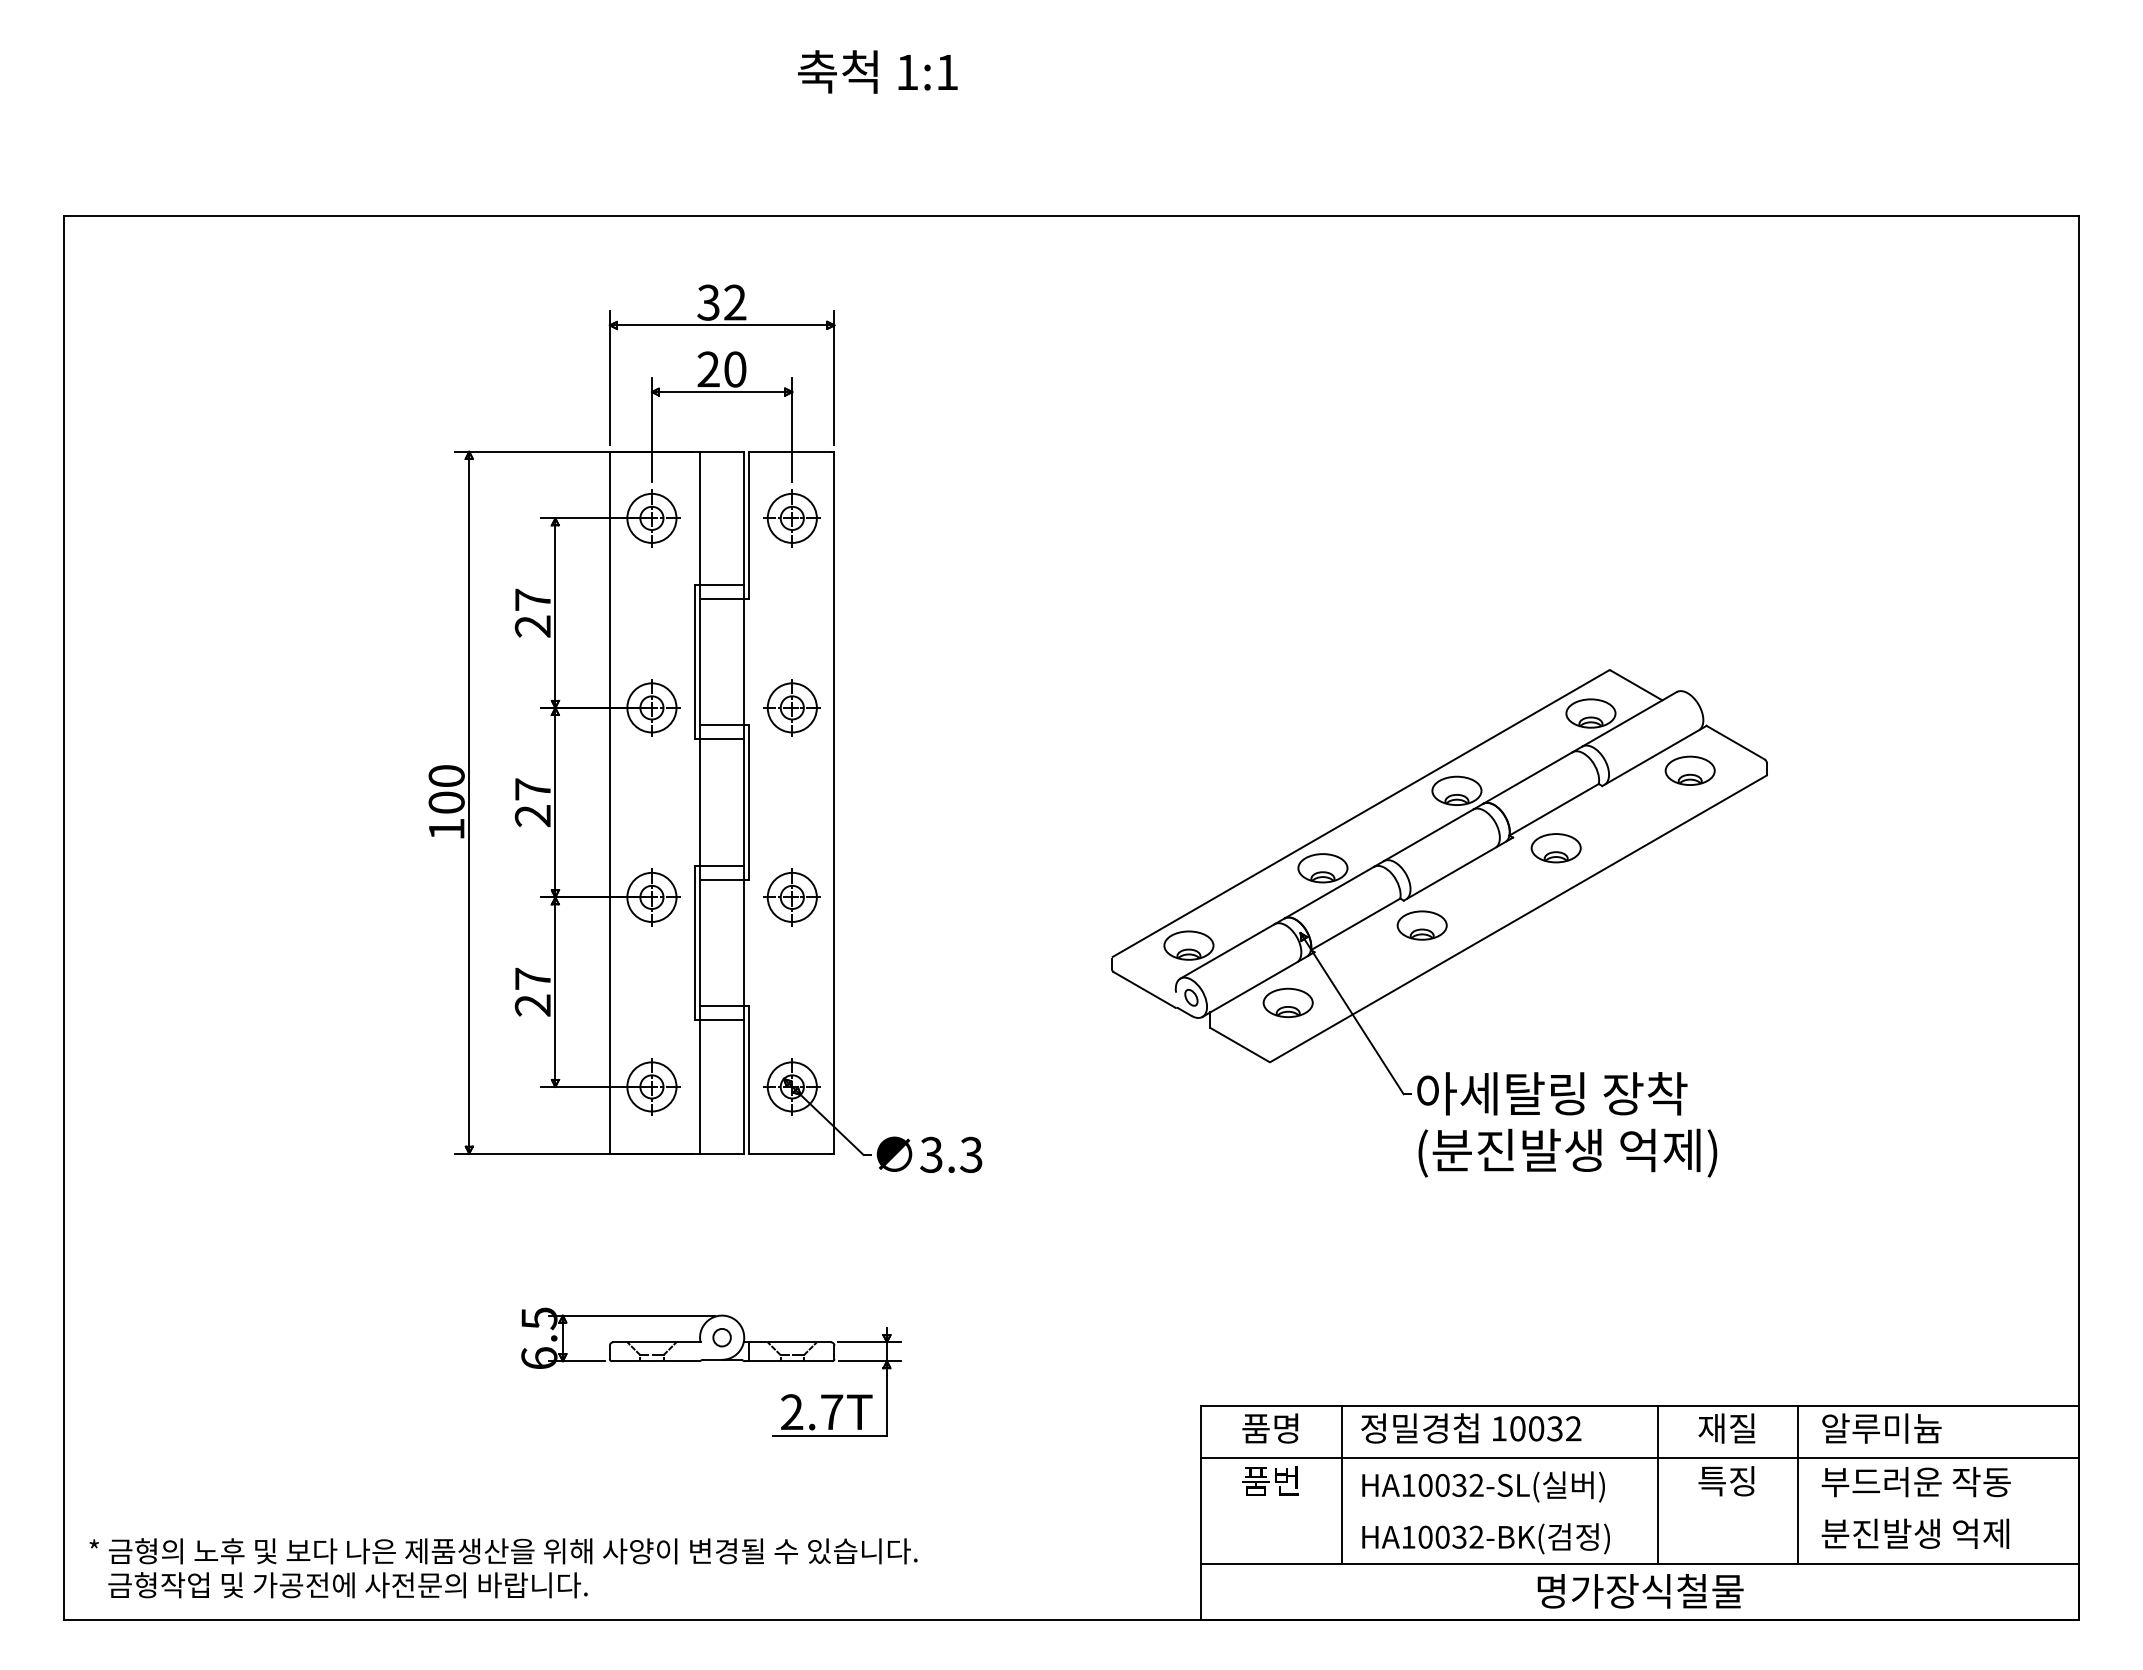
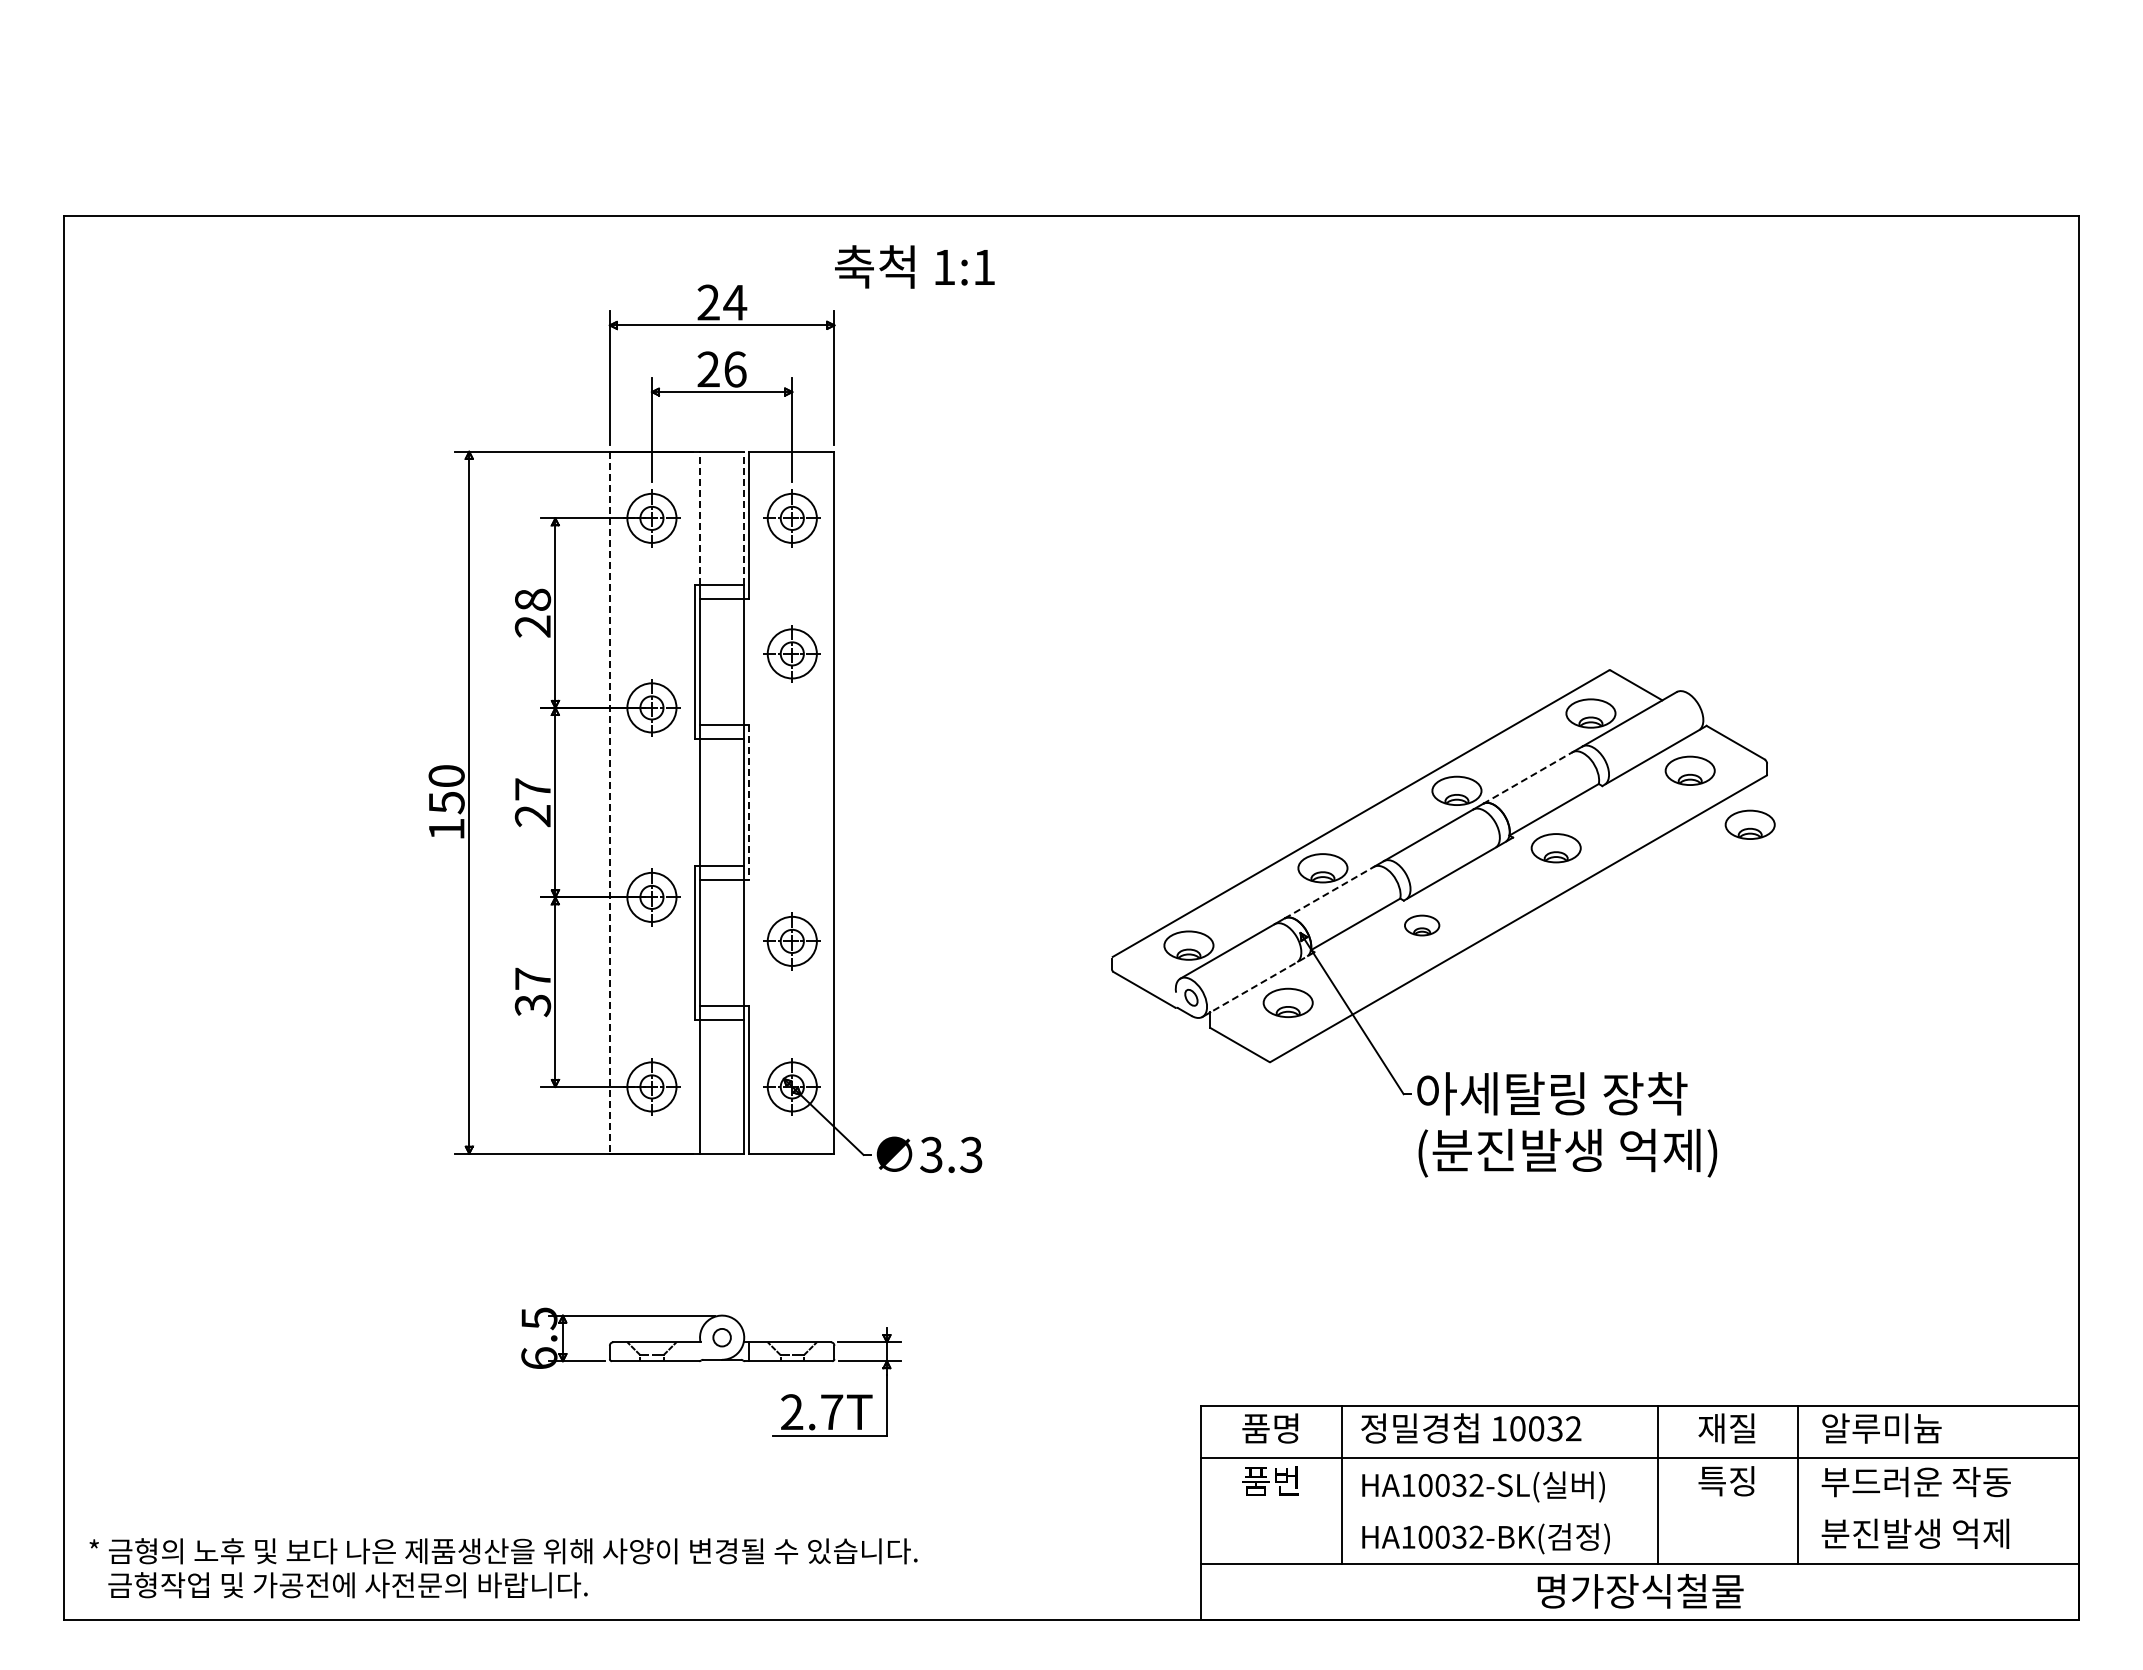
text position: (877, 71) -> (914, 266) (914, 266)
text: 32 -> 24 (722, 302)
text: 20 -> 26 (735, 369)
line: solid -> dashed (700, 518)
line: solid -> dashed (744, 518)
text: 27 -> 28 (533, 599)
part position: (791, 707) -> (791, 653) (791, 653)
line: solid -> dashed (1527, 778)
text: 100 -> 150 (446, 802)
line: solid -> dashed (609, 802)
line: solid -> dashed (748, 803)
part: none -> present (1749, 824)
line: solid -> dashed (1329, 892)
part position: (791, 897) -> (791, 941) (791, 941)
part size: 52x31 px -> 37x23 px (1422, 925)
line: solid -> dashed (1261, 982)
text: 27 -> 37 (533, 1005)
